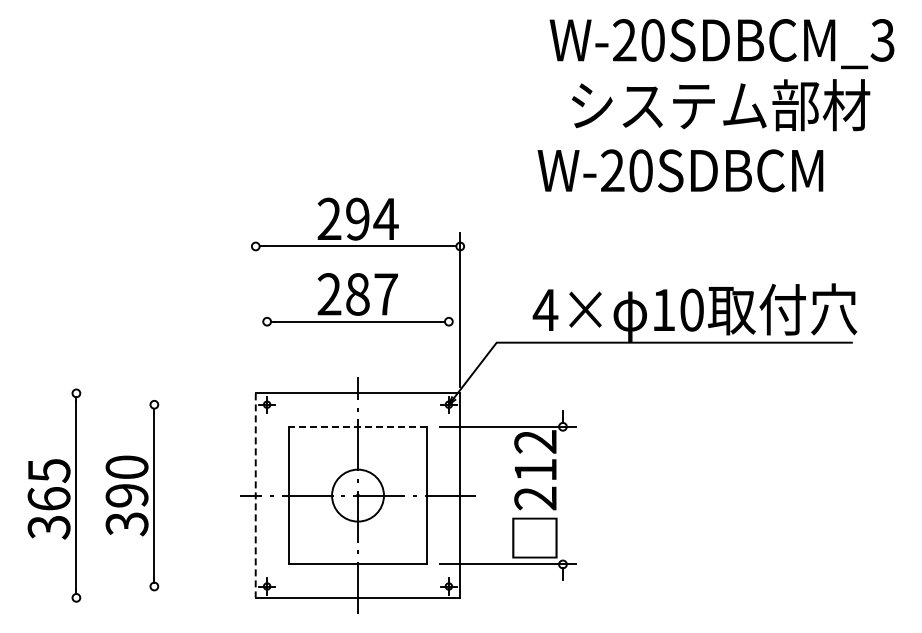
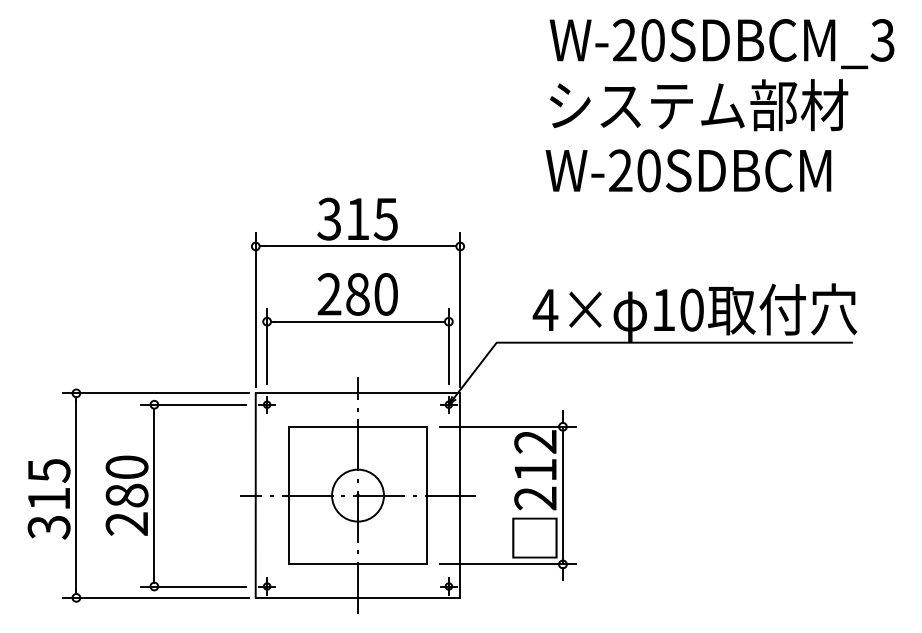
text position: (720, 105) -> (698, 105) (698, 105)
text position: (680, 170) -> (688, 170) (688, 170)
text: 294 -> 315 (357, 218)
text: 287 -> 280 (385, 294)
line: none -> present (255, 309)
line: none -> present (267, 345)
line: none -> present (448, 345)
line: none -> present (156, 393)
line: none -> present (193, 404)
line: dashed -> solid (358, 426)
line: none -> present (562, 495)
line: dashed -> solid (255, 496)
text: 365 -> 315 (48, 498)
text: 390 -> 280 (126, 509)
line: none -> present (193, 586)
line: none -> present (156, 597)
